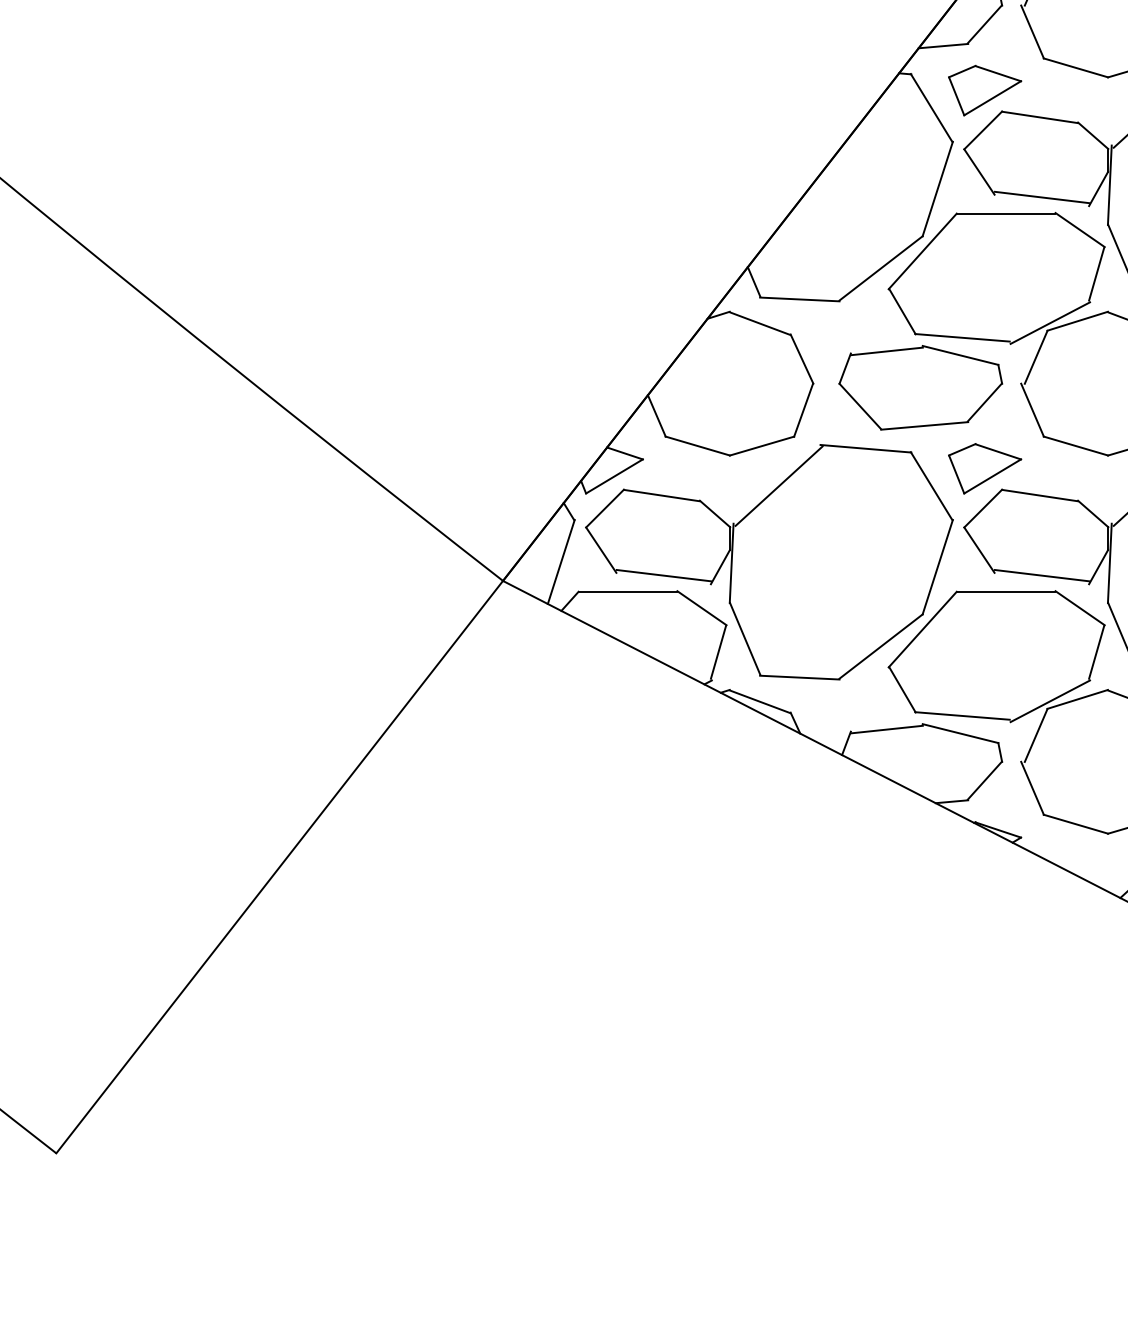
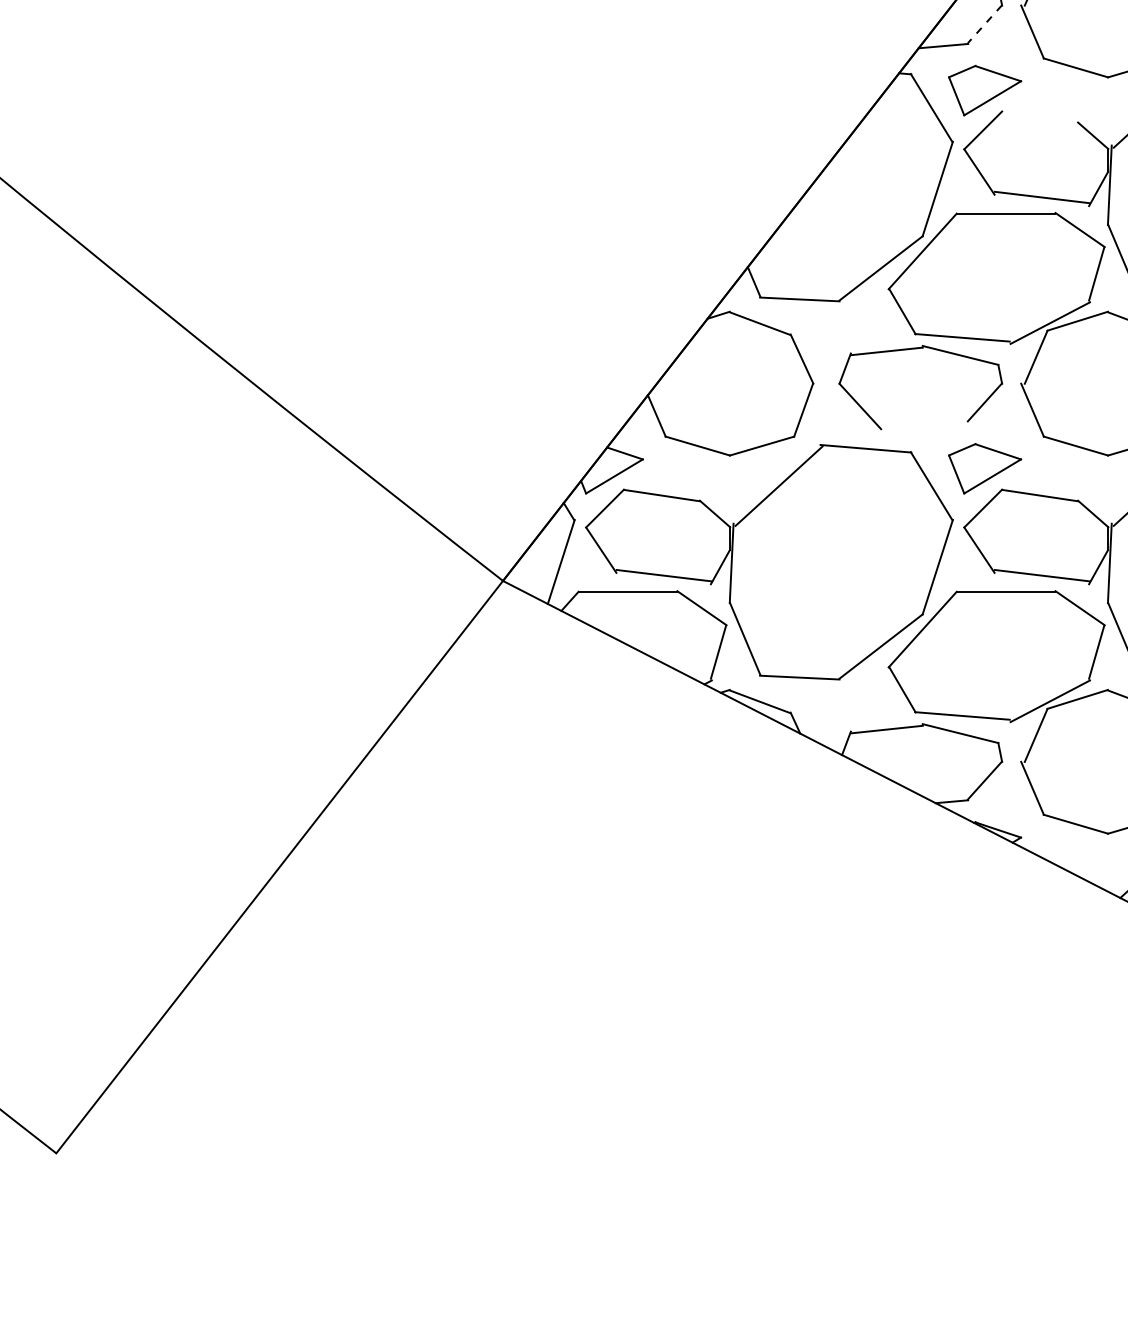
line: solid -> dashed (984, 24)
line: present -> none (1039, 117)
line: present -> none (924, 425)
